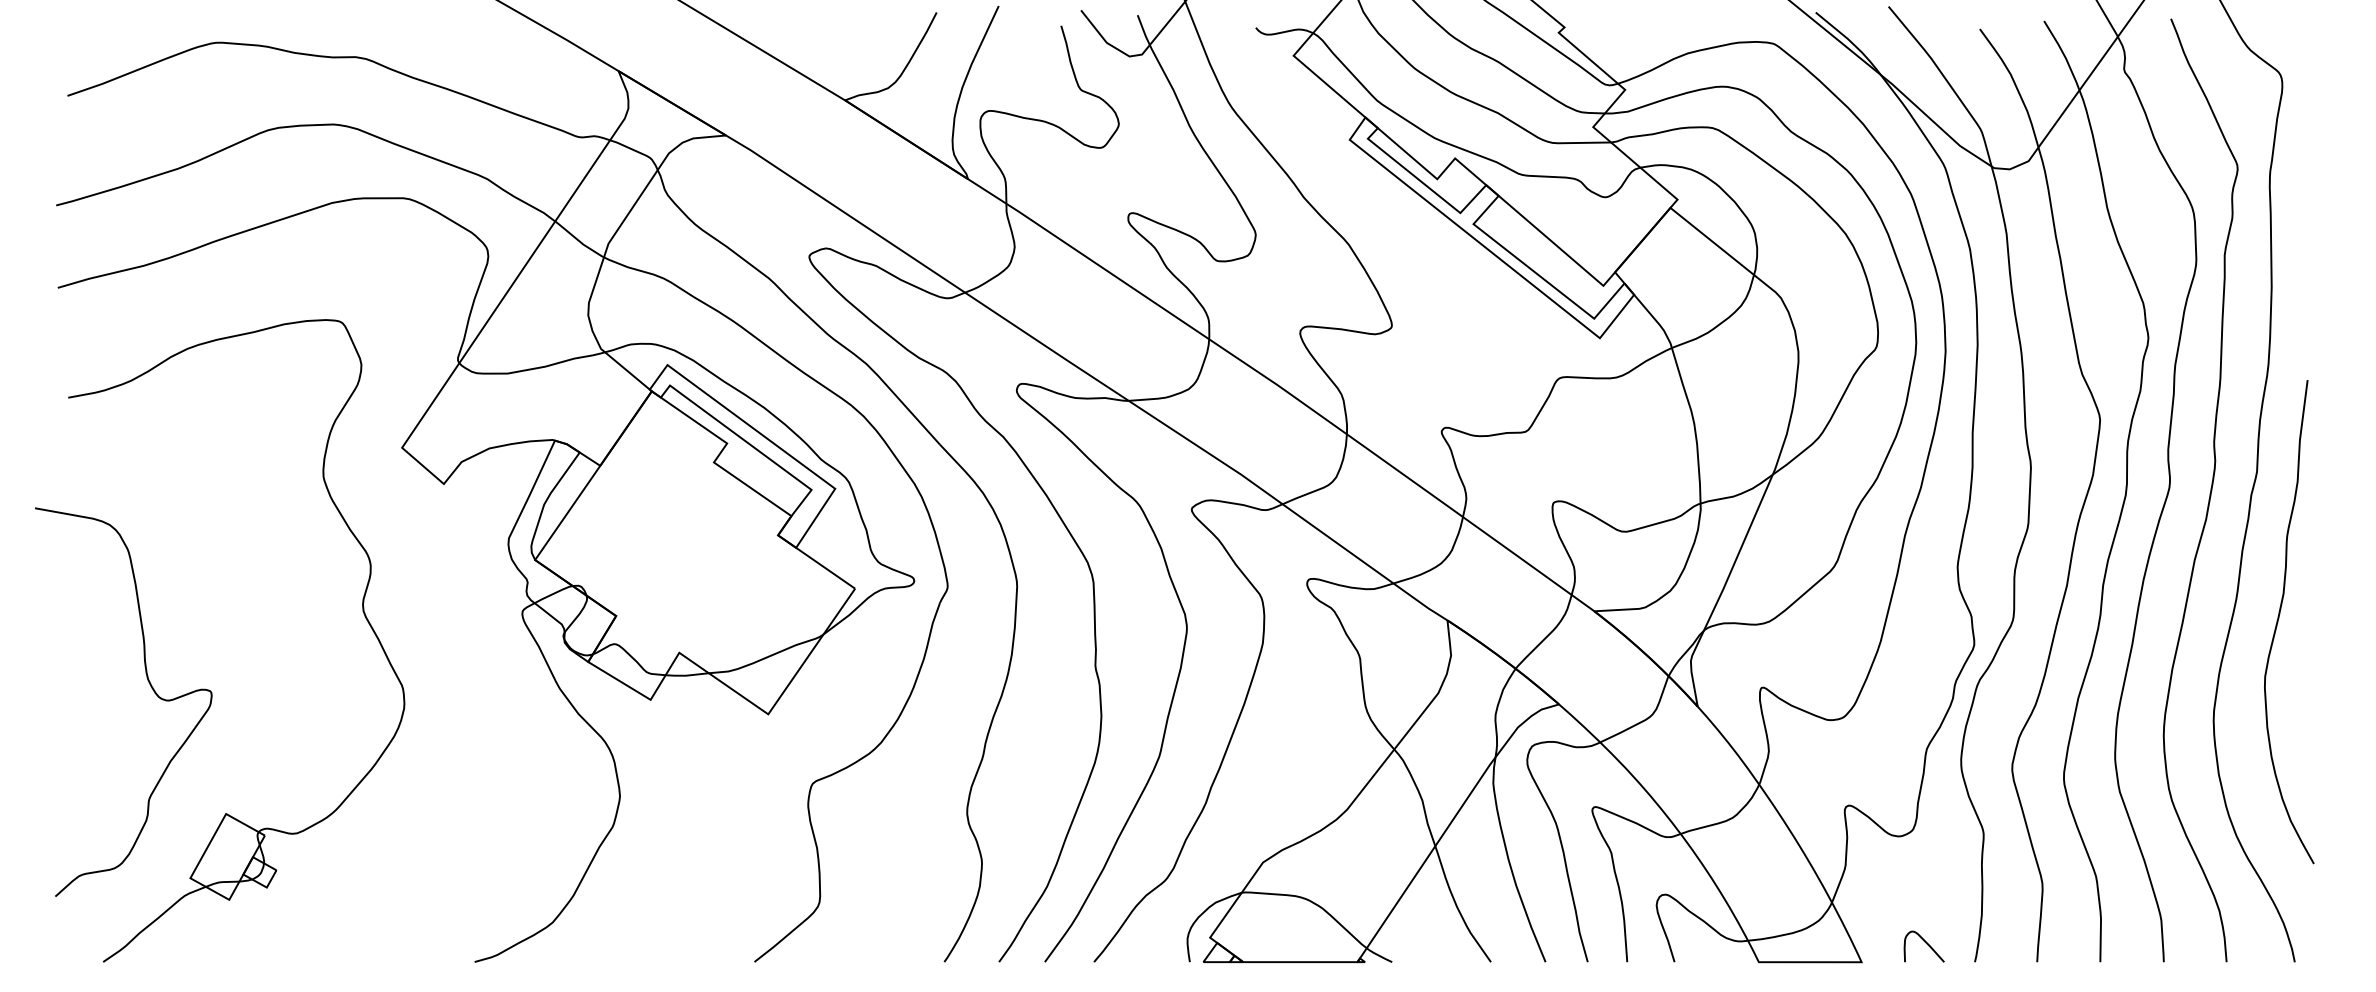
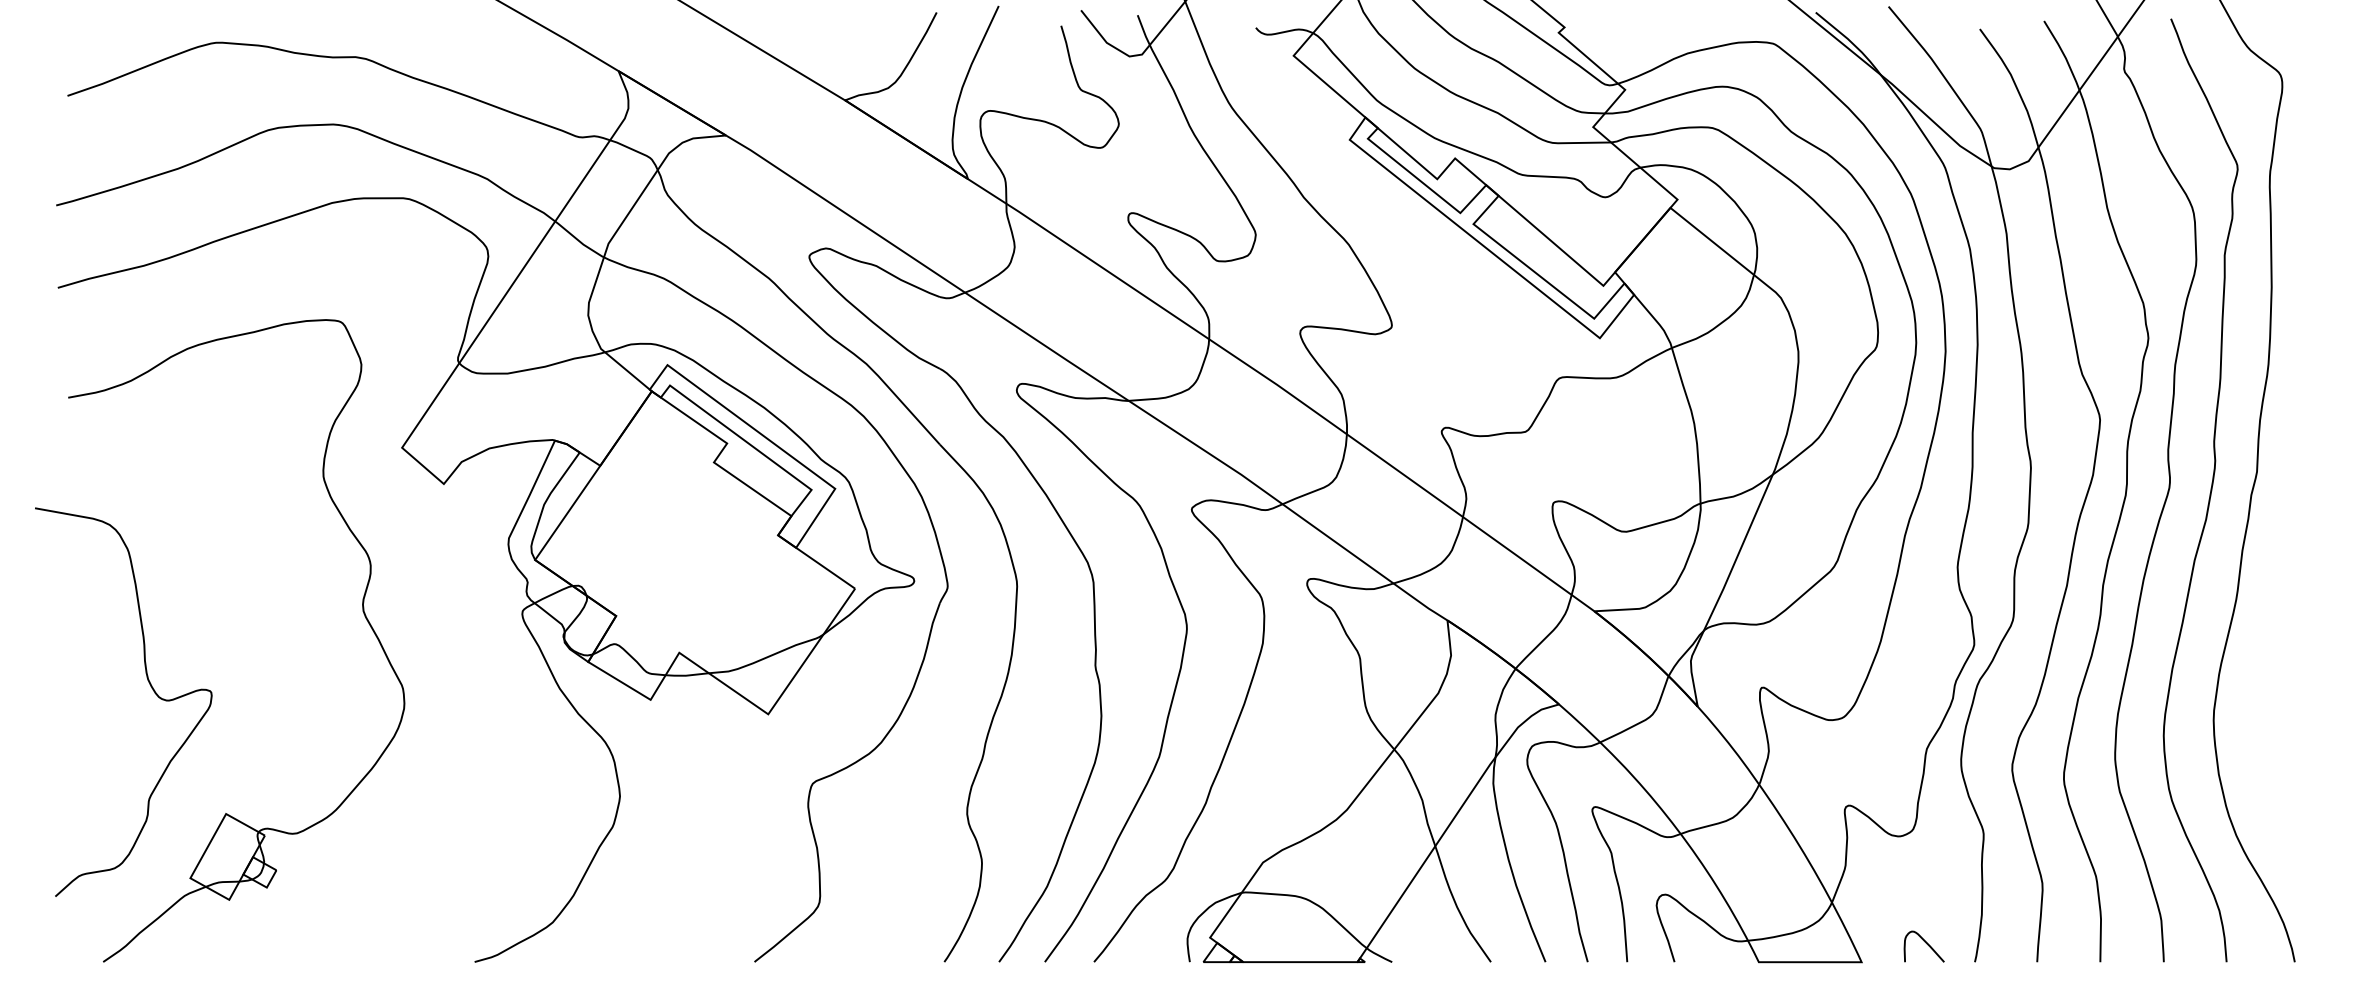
curve: present -> none (2279, 618)
